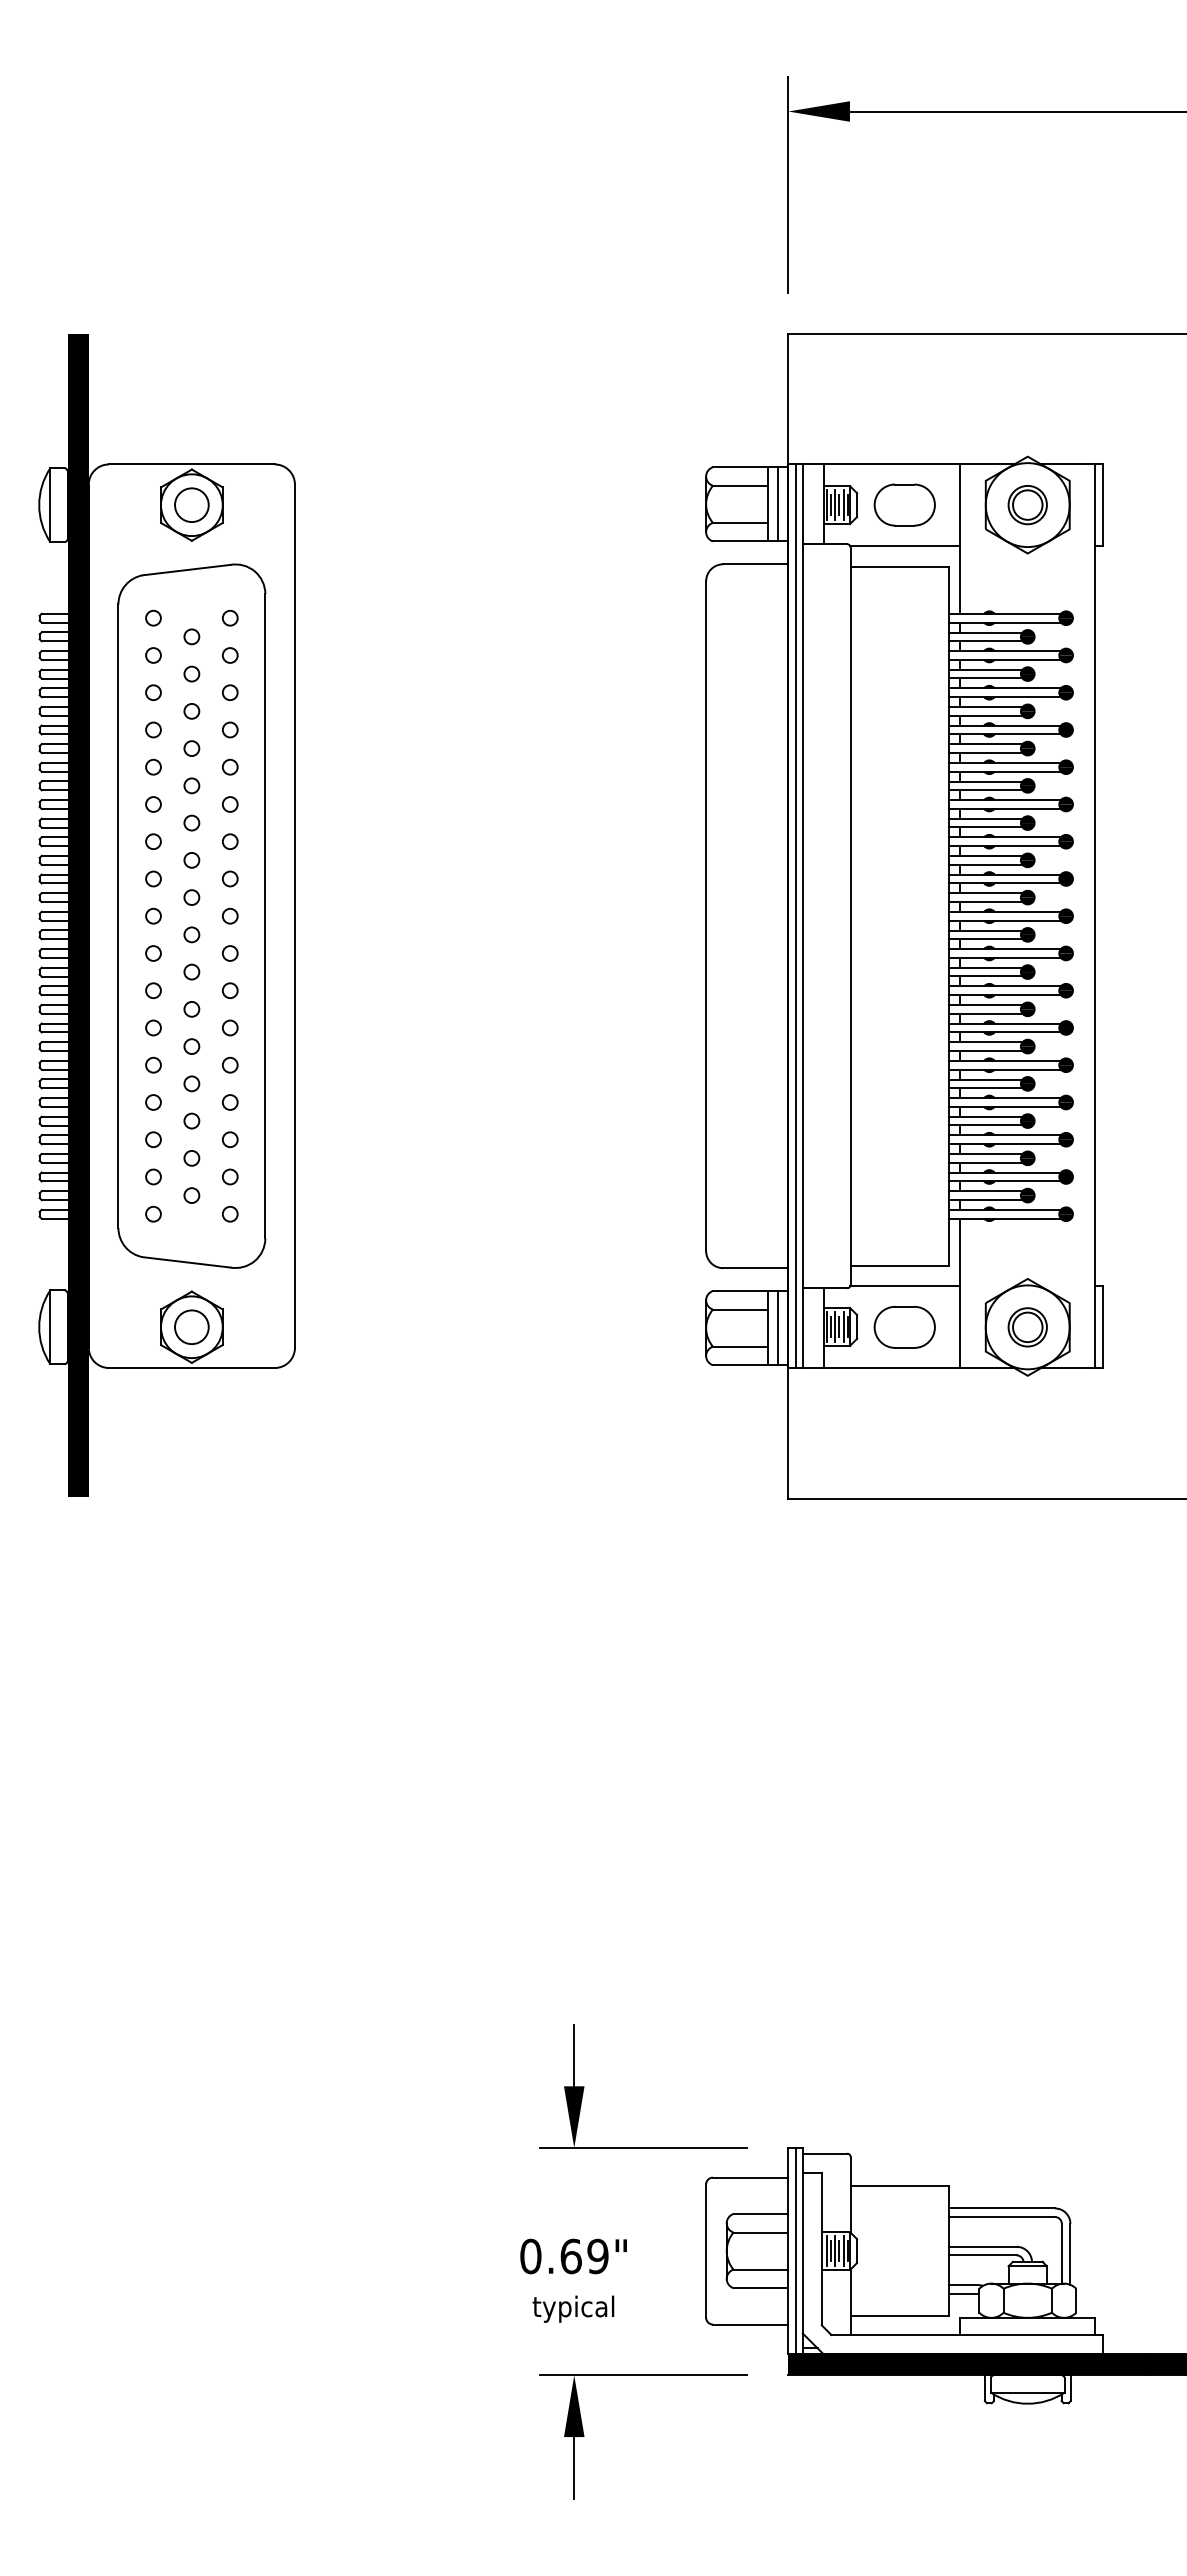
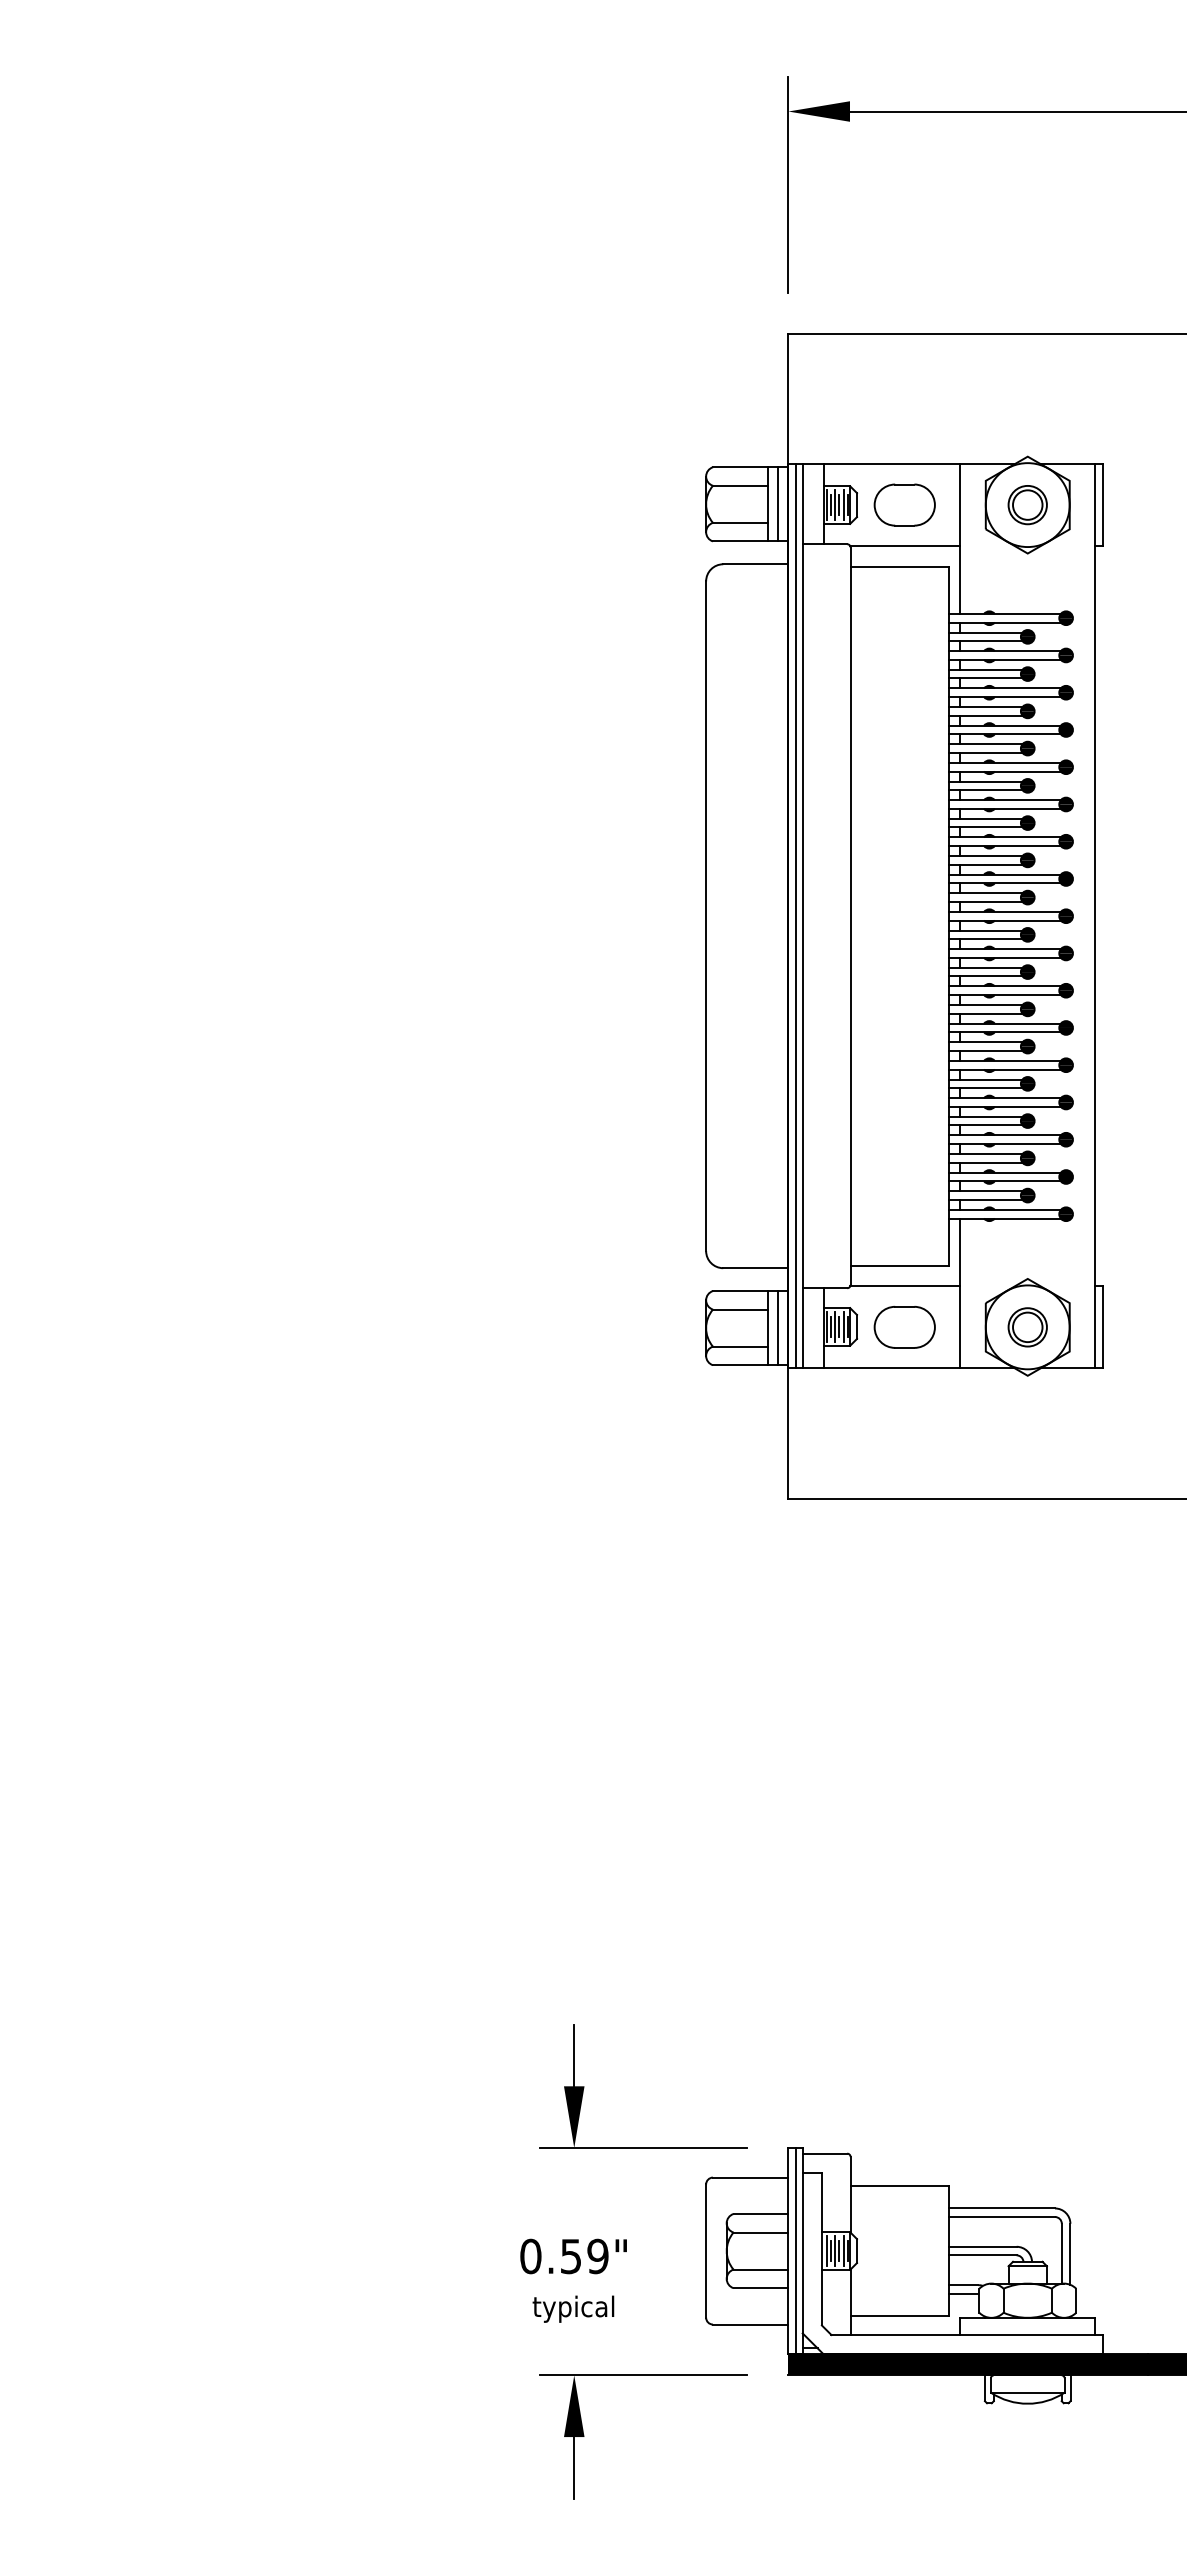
part: present -> none (166, 915)
text: 0.69" -> 0.59" (570, 2256)
